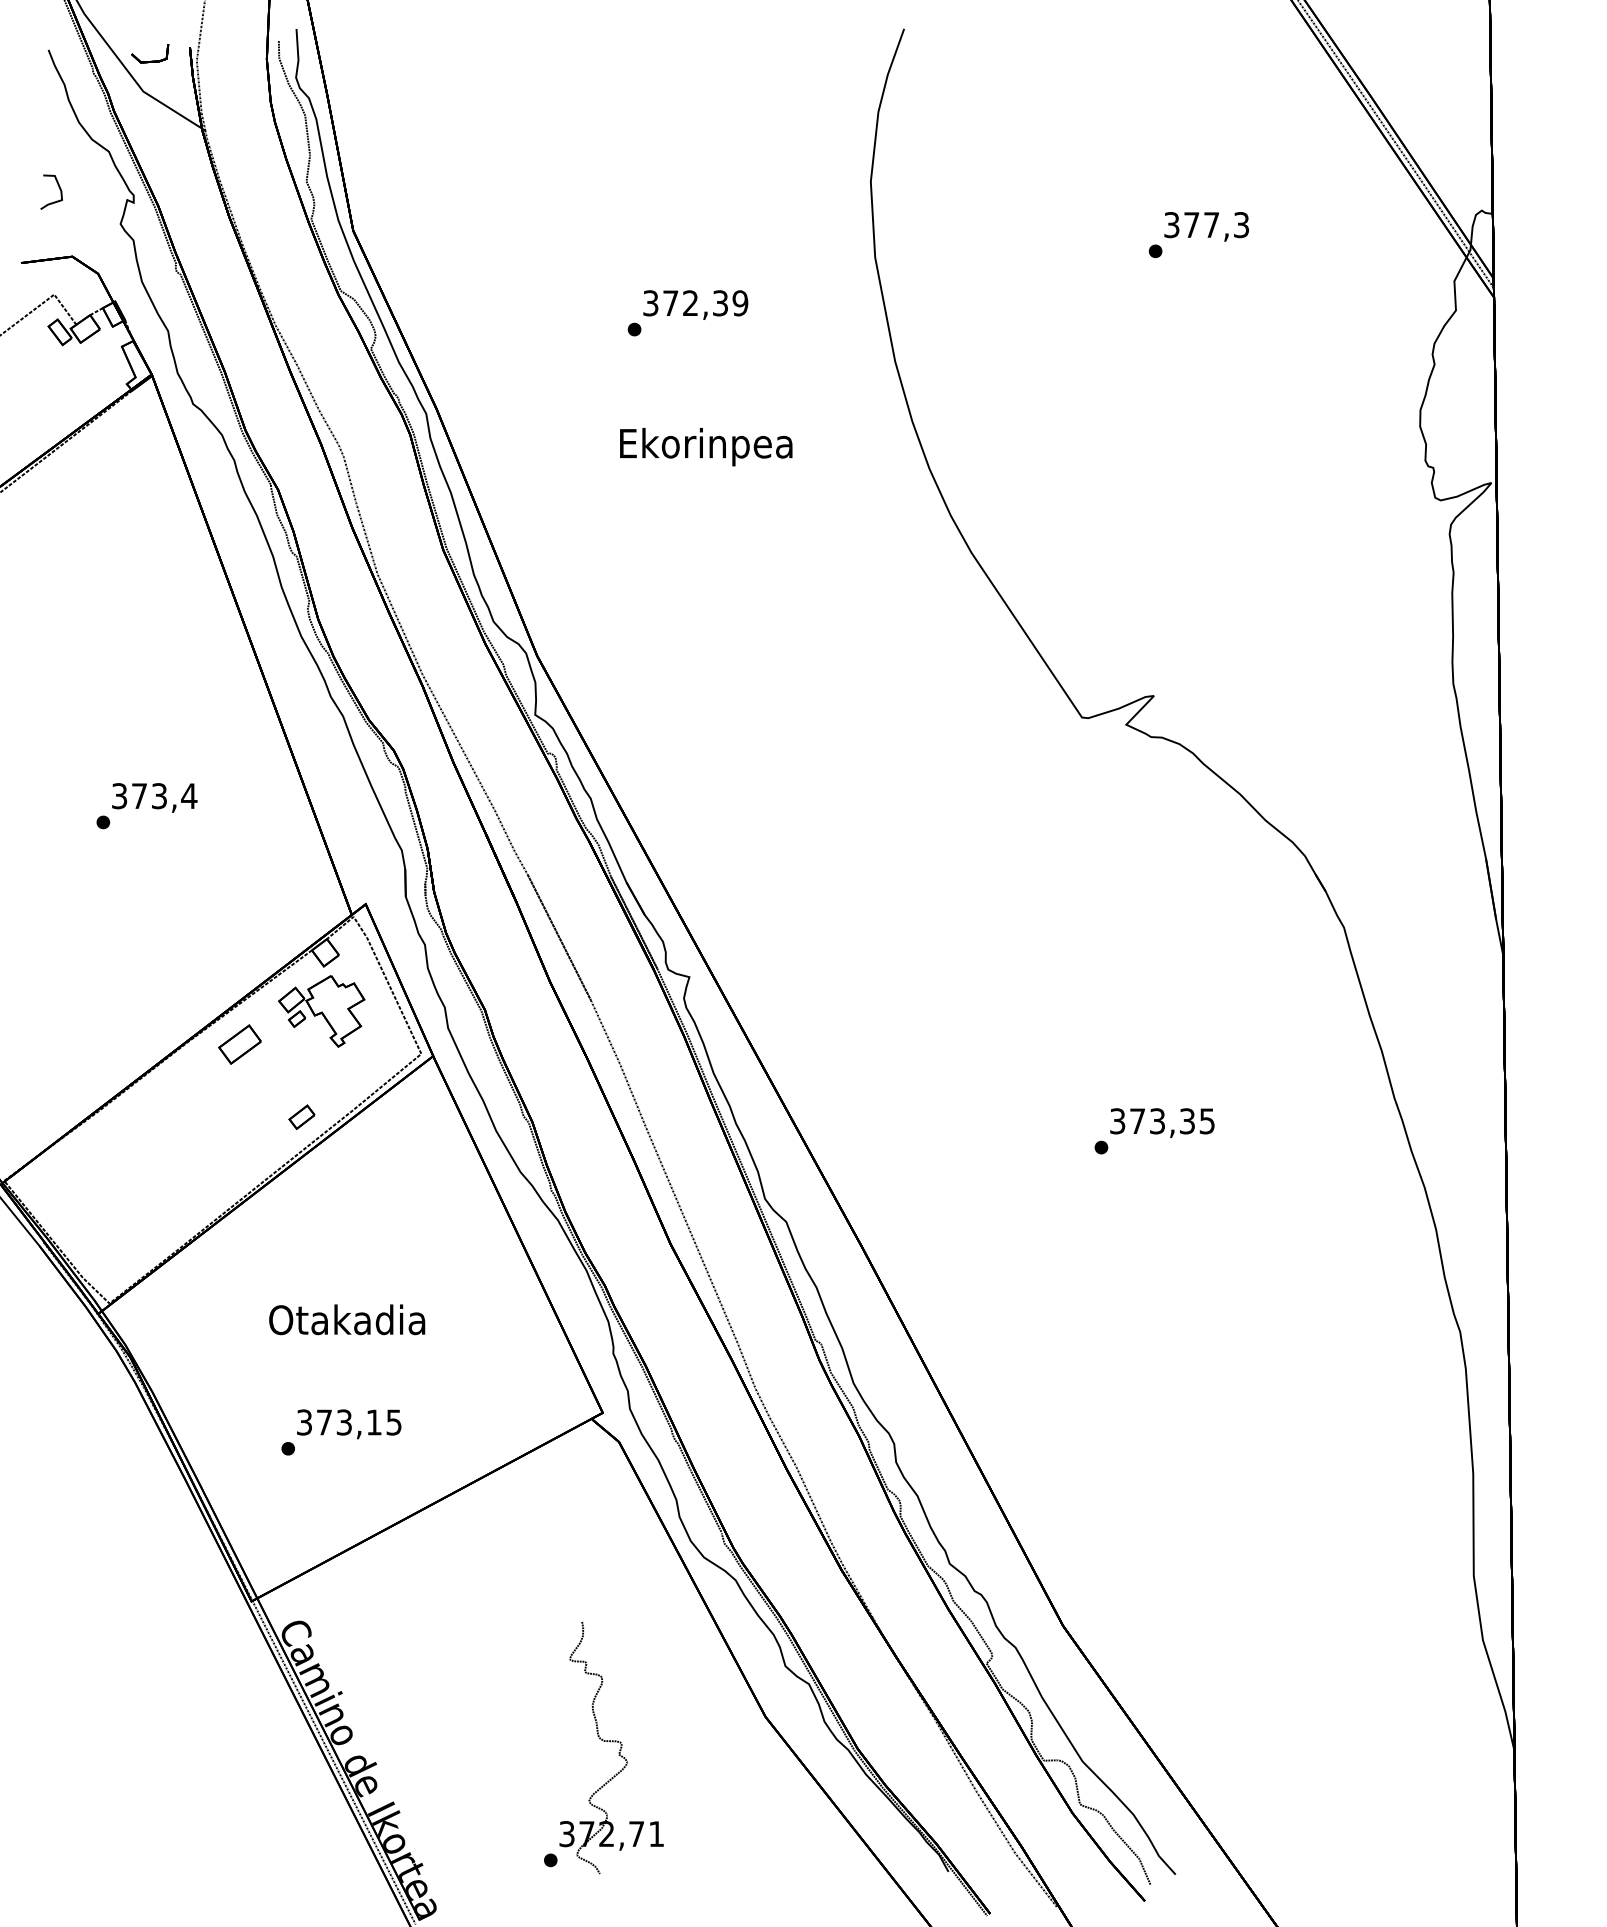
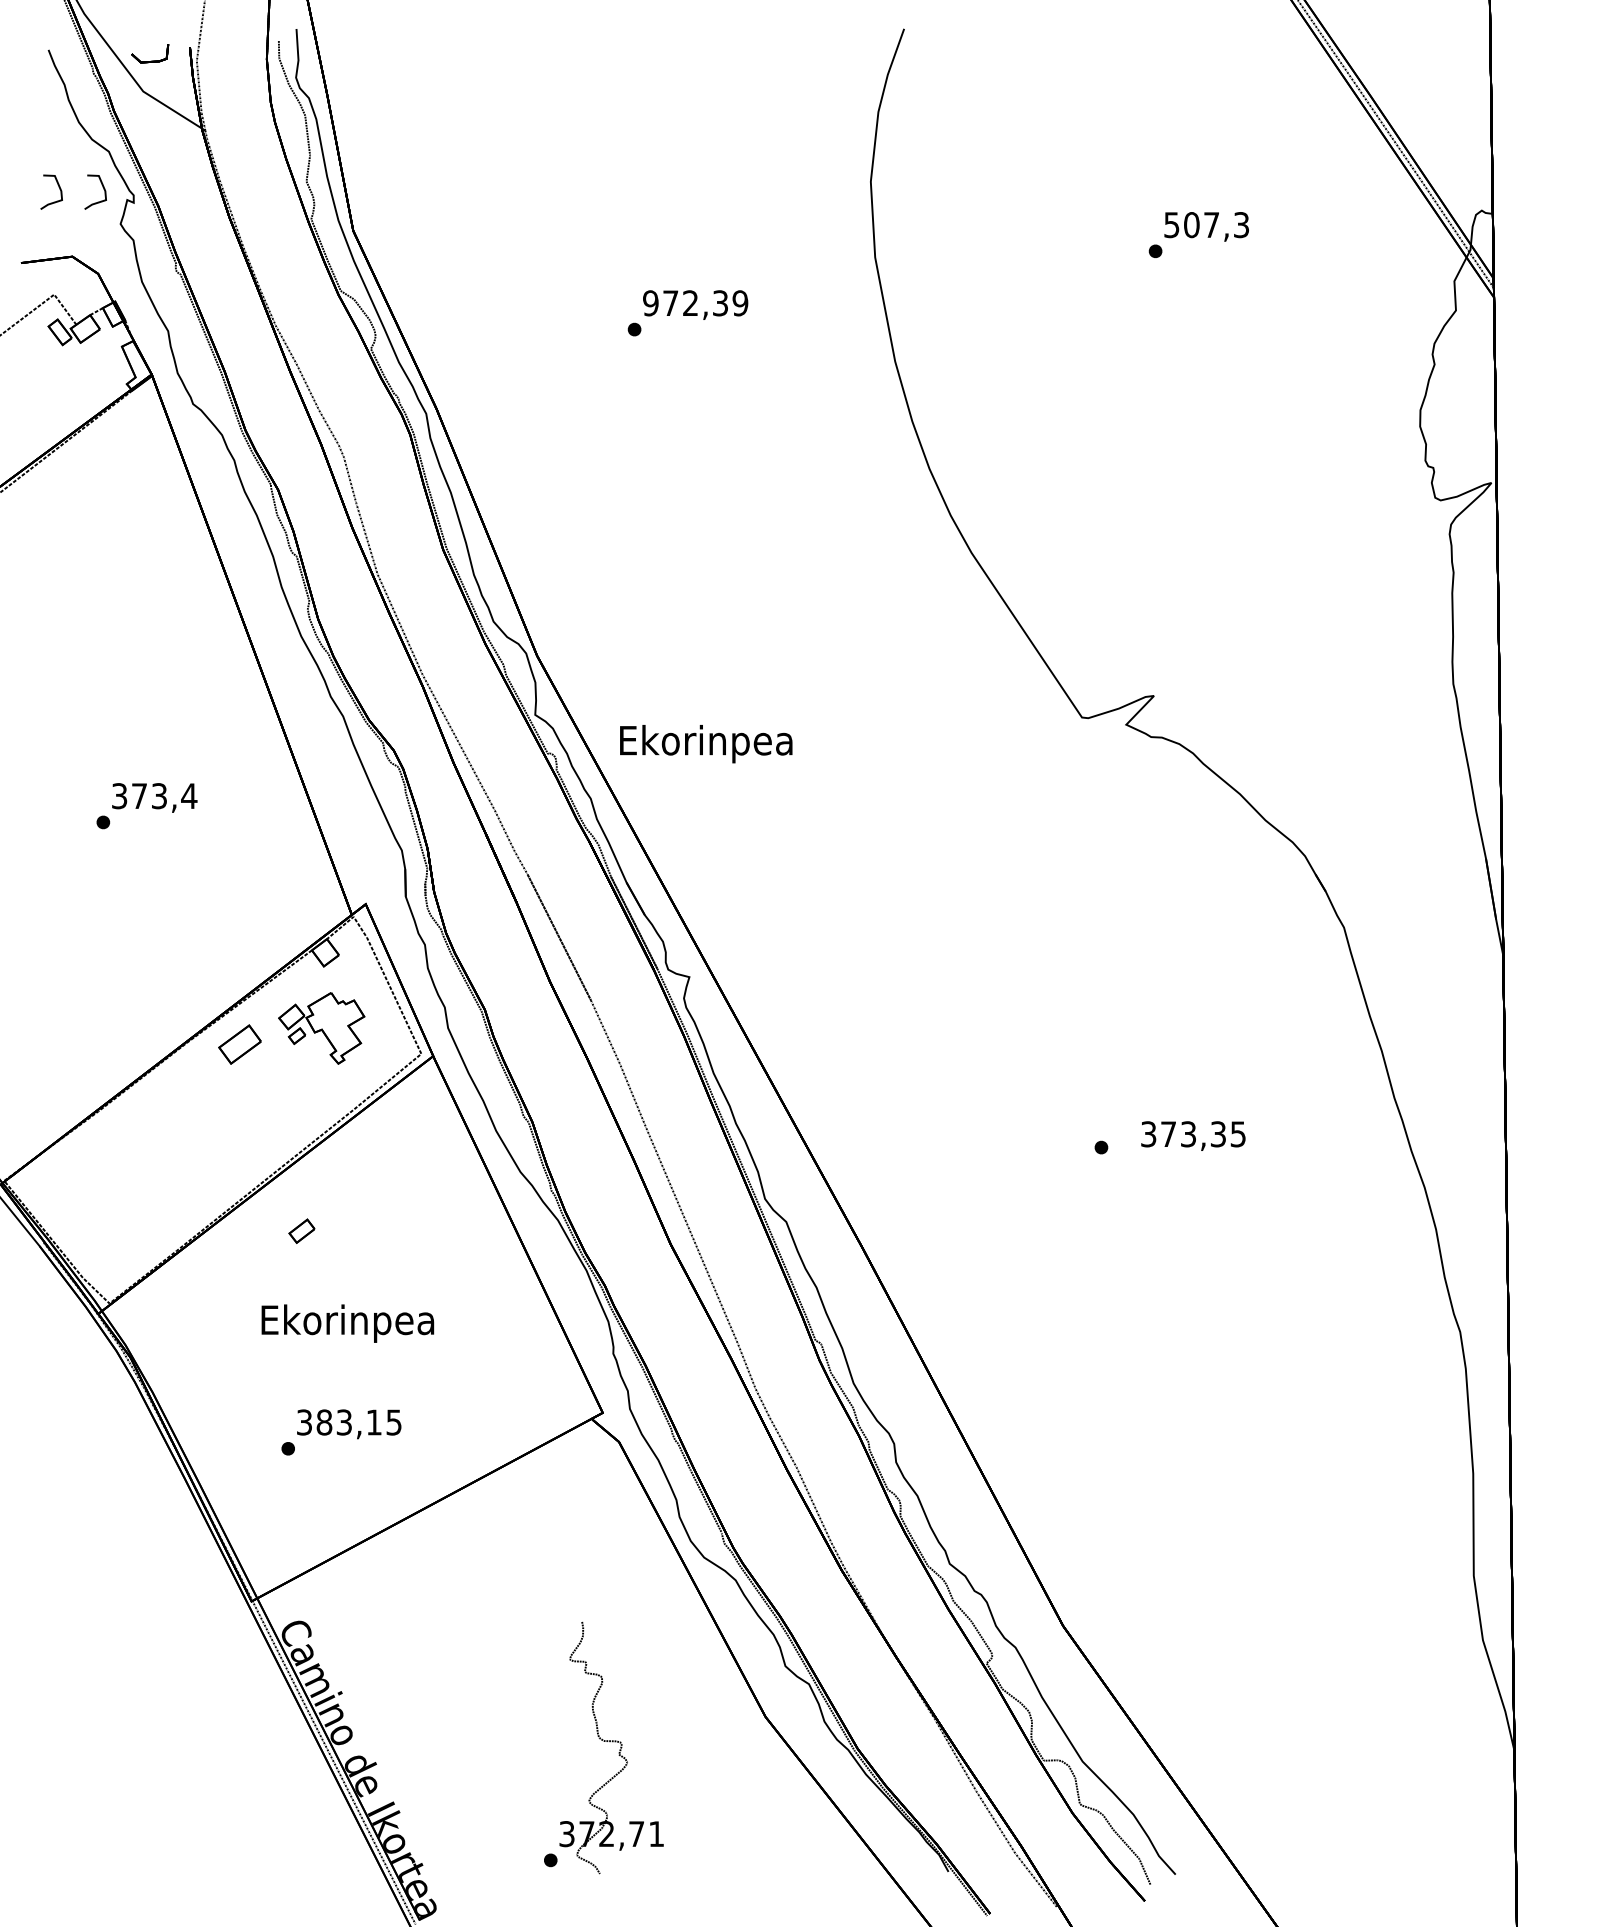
curve: none -> present (102, 187)
text: 377,3 -> 507,3 (1182, 225)
text: 372,39 -> 972,39 (650, 303)
text position: (706, 447) -> (706, 744) (706, 744)
part position: (321, 1011) -> (321, 1028) (321, 1028)
part position: (301, 1116) -> (301, 1230) (301, 1230)
text position: (1162, 1122) -> (1193, 1135) (1193, 1135)
text: Otakadia -> Ekorinpea (347, 1323)
text: 373,15 -> 383,15 (324, 1422)
